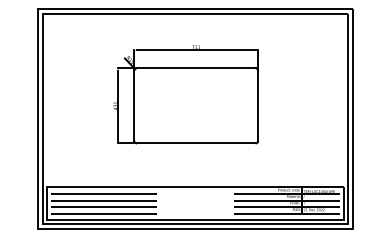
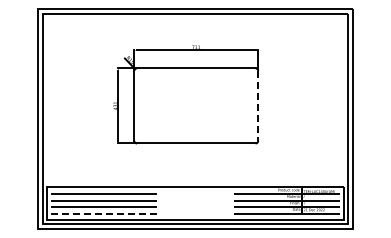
line: solid -> dashed (258, 105)
line: solid -> dashed (103, 213)
